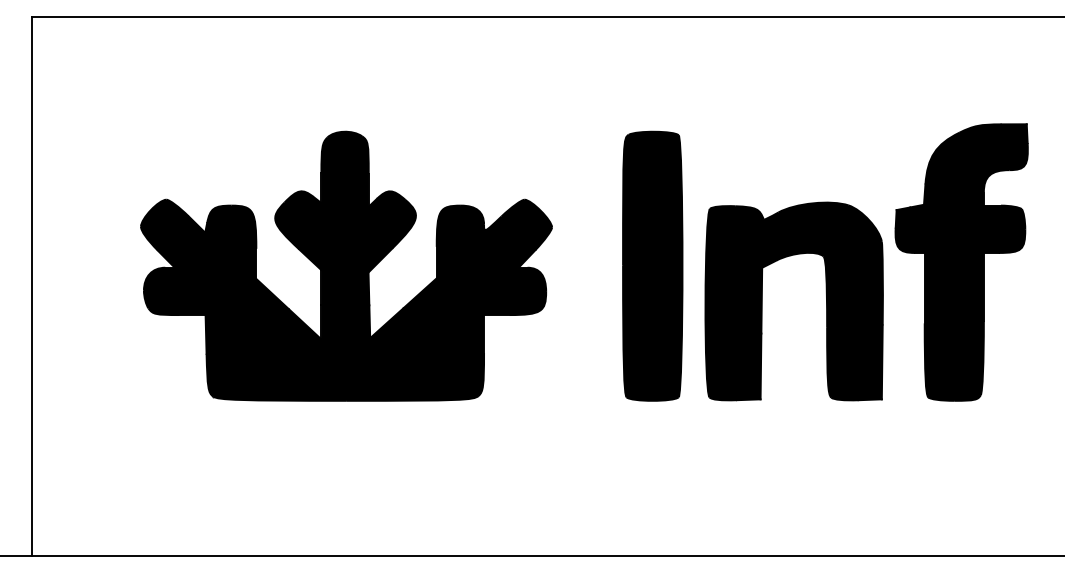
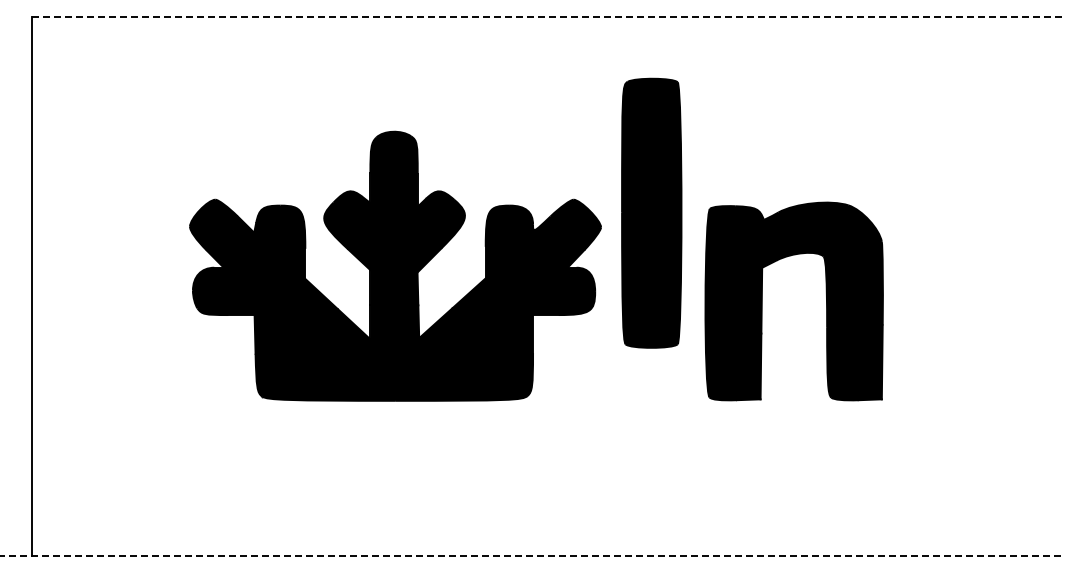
line: solid -> dashed (548, 17)
part: present -> none (961, 262)
part position: (346, 265) -> (395, 265) (395, 265)
part position: (652, 265) -> (651, 212) (651, 212)
line: solid -> dashed (532, 555)
